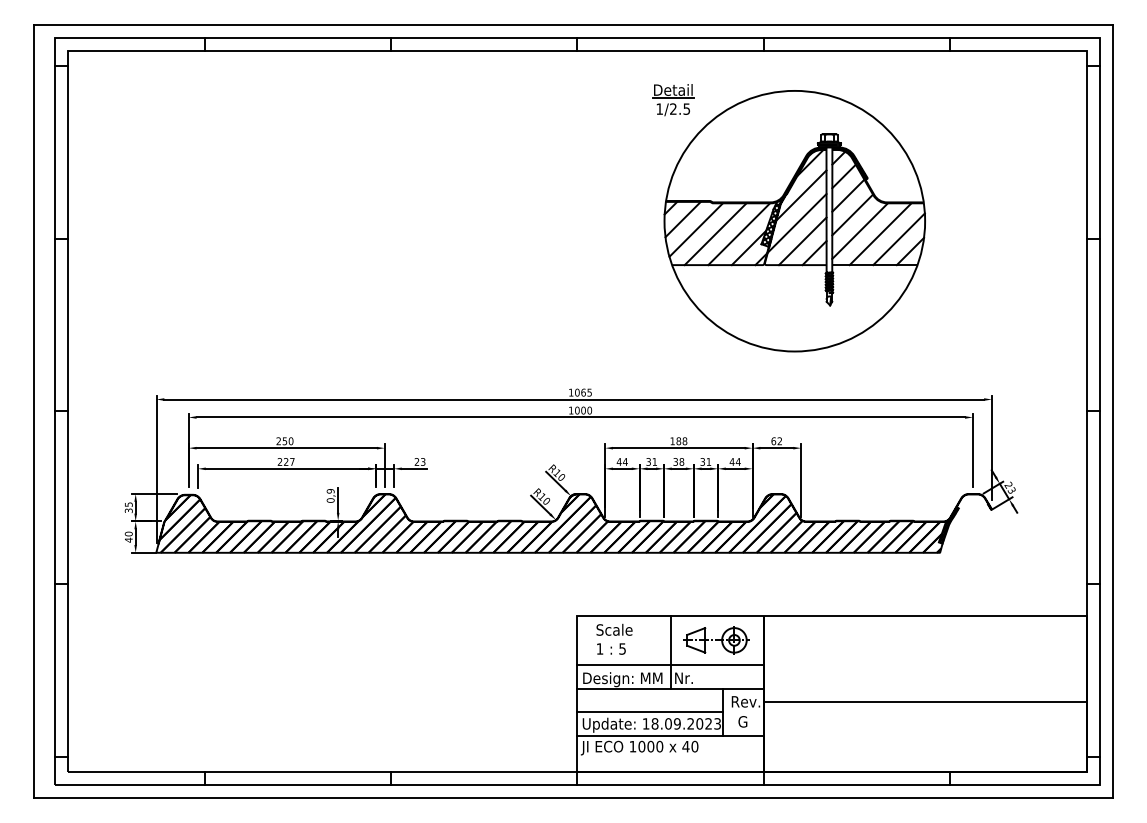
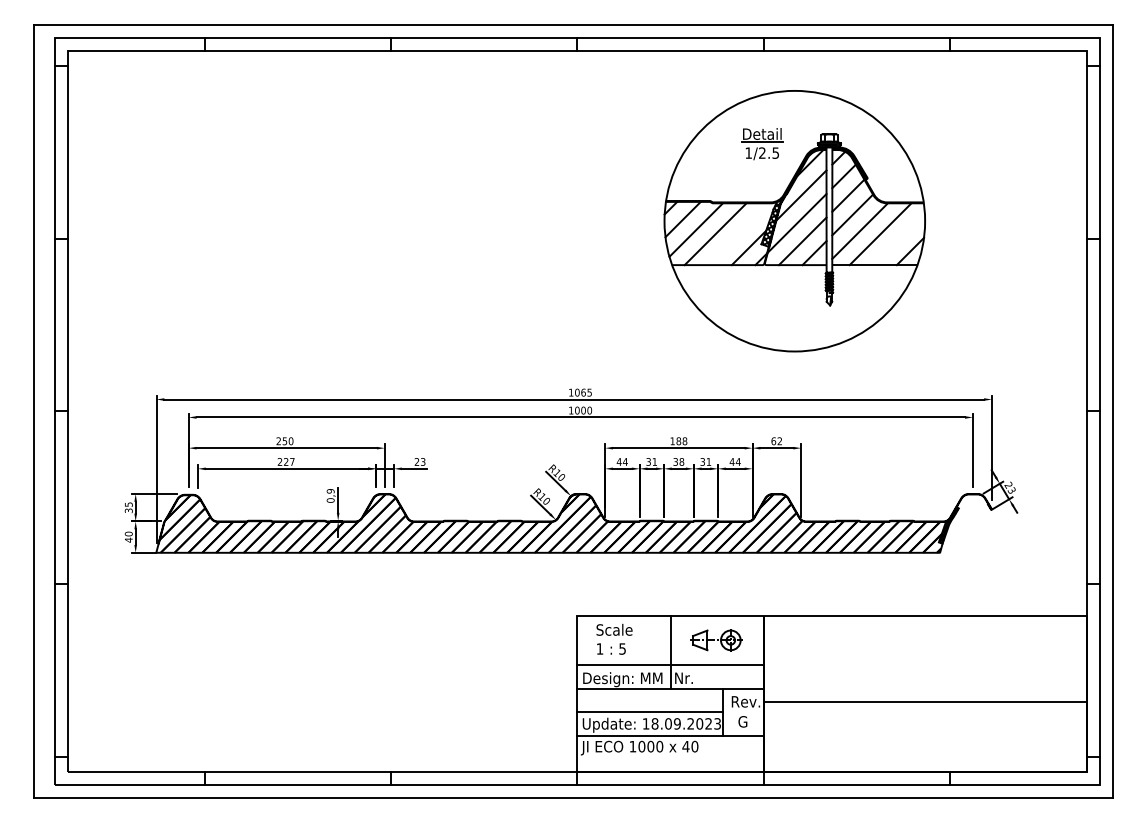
part position: (673, 100) -> (762, 144) (762, 144)
line: present -> none (739, 234)
line: present -> none (898, 239)
part size: 67x29 px -> 53x23 px (716, 640)
